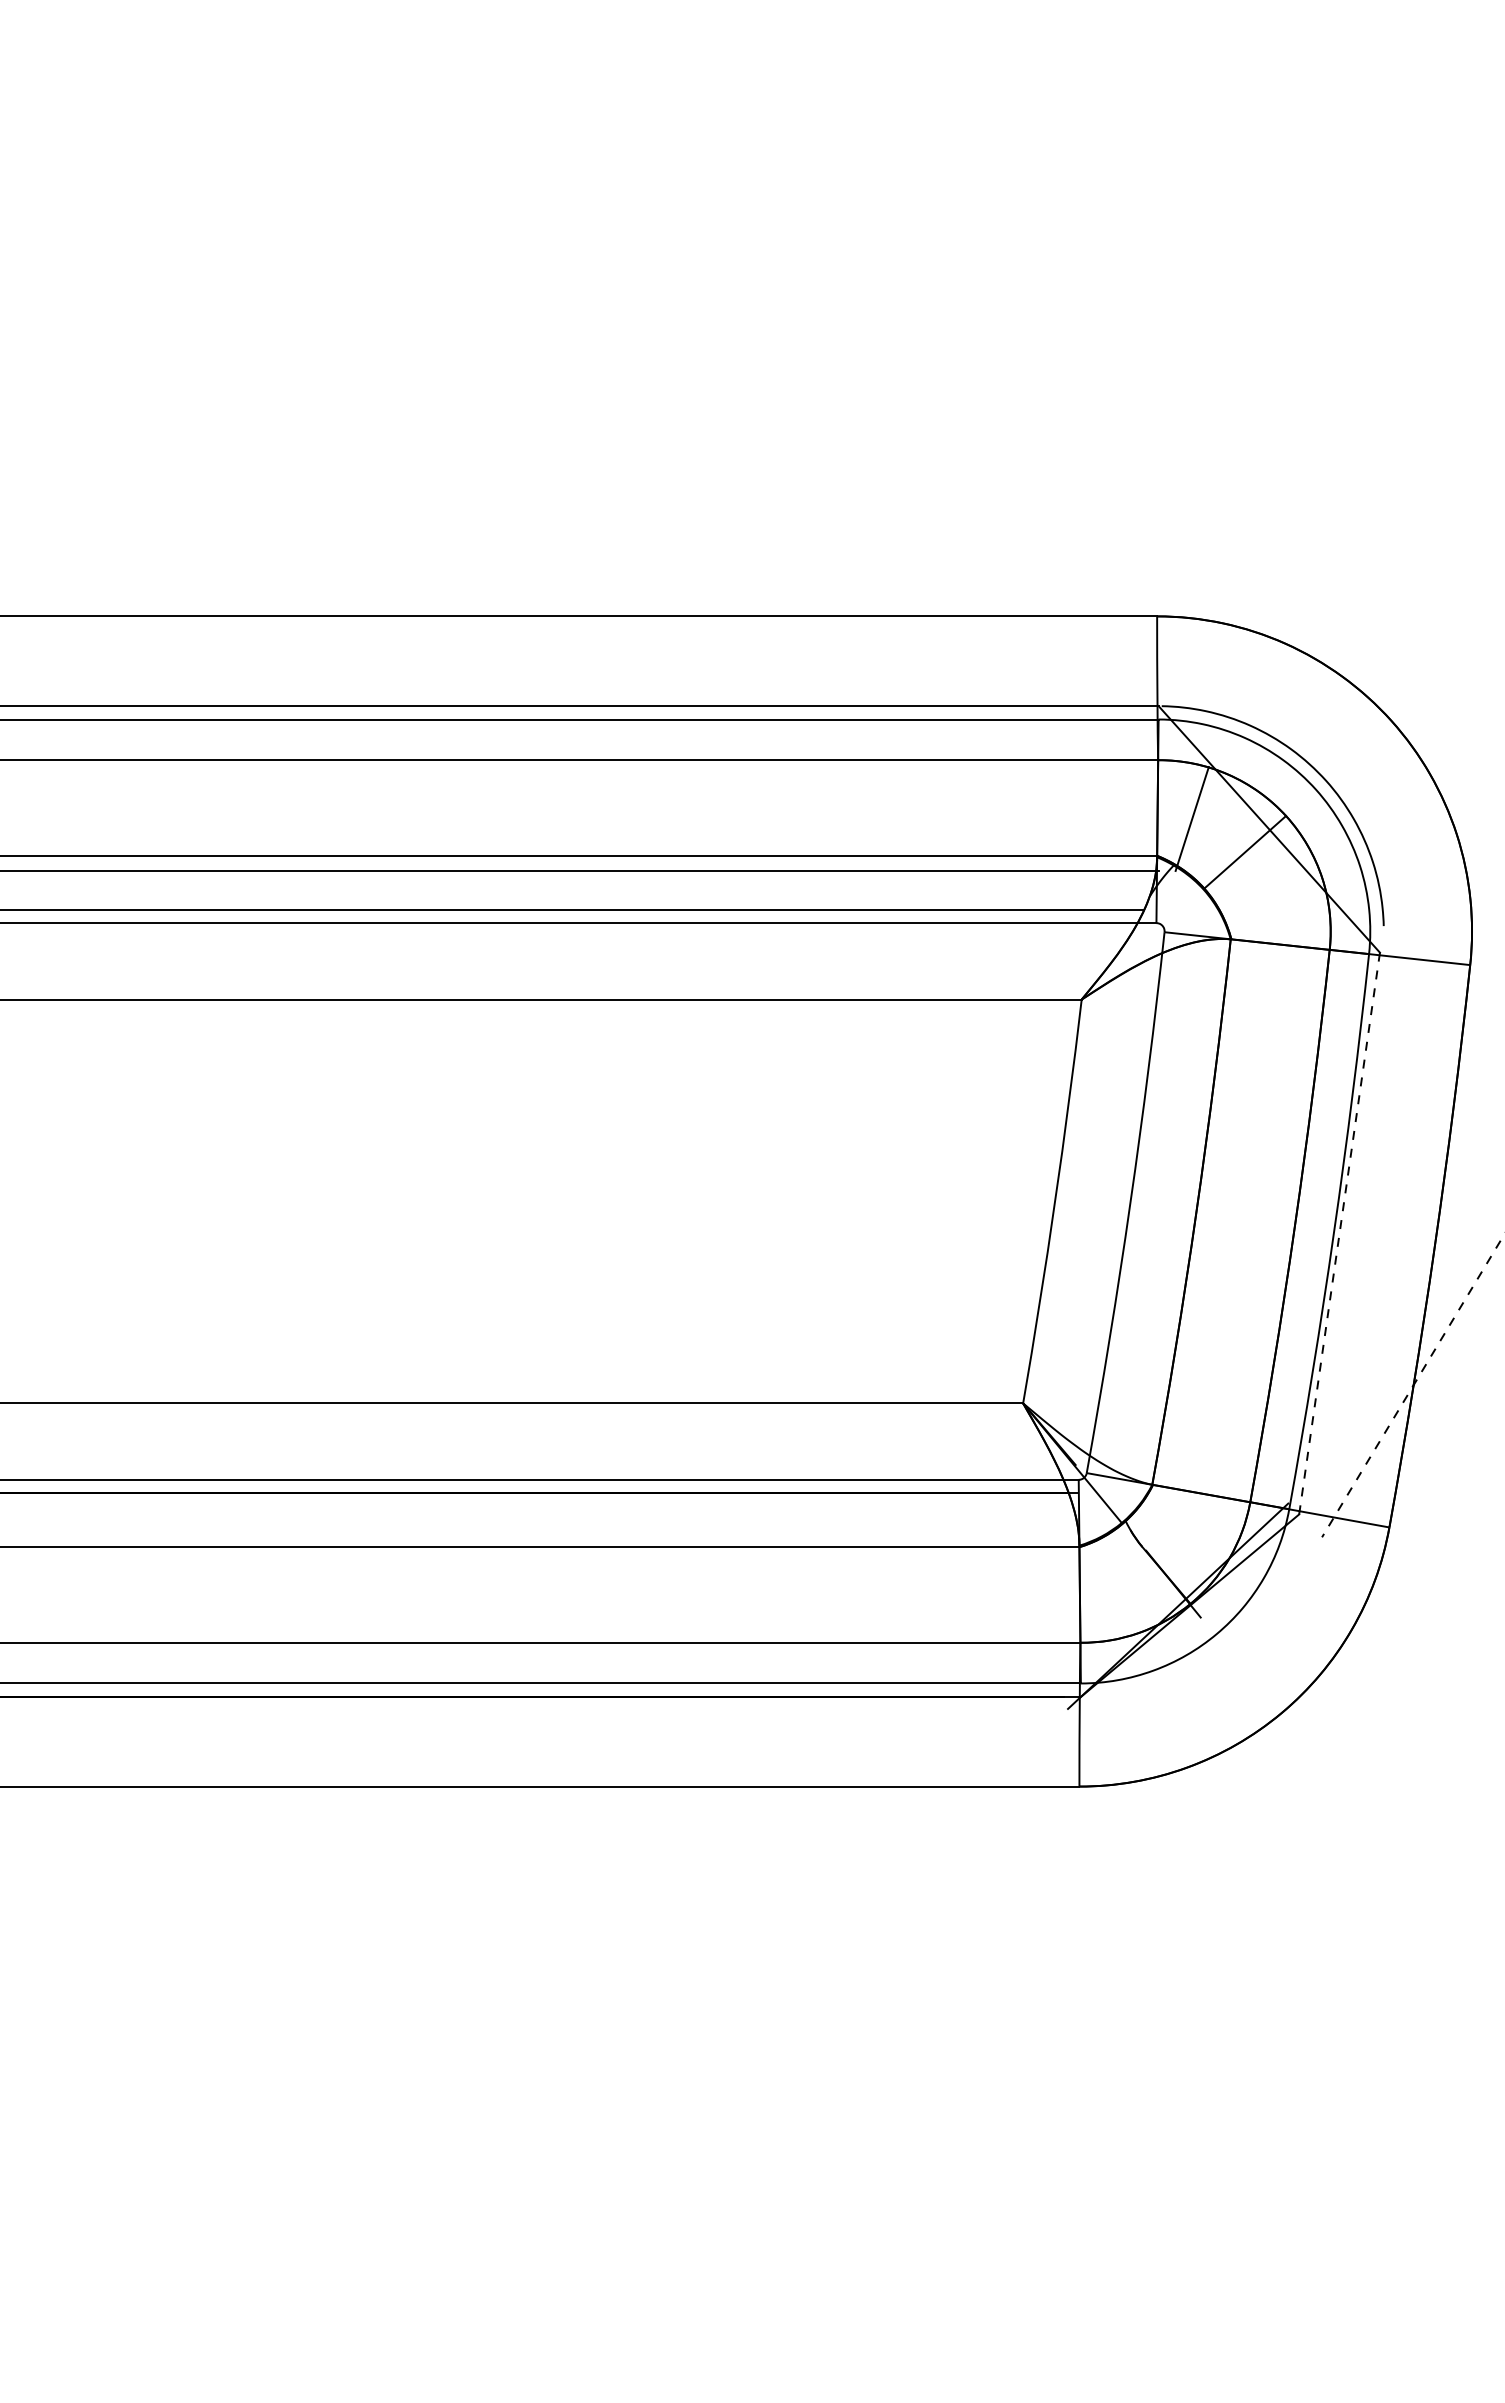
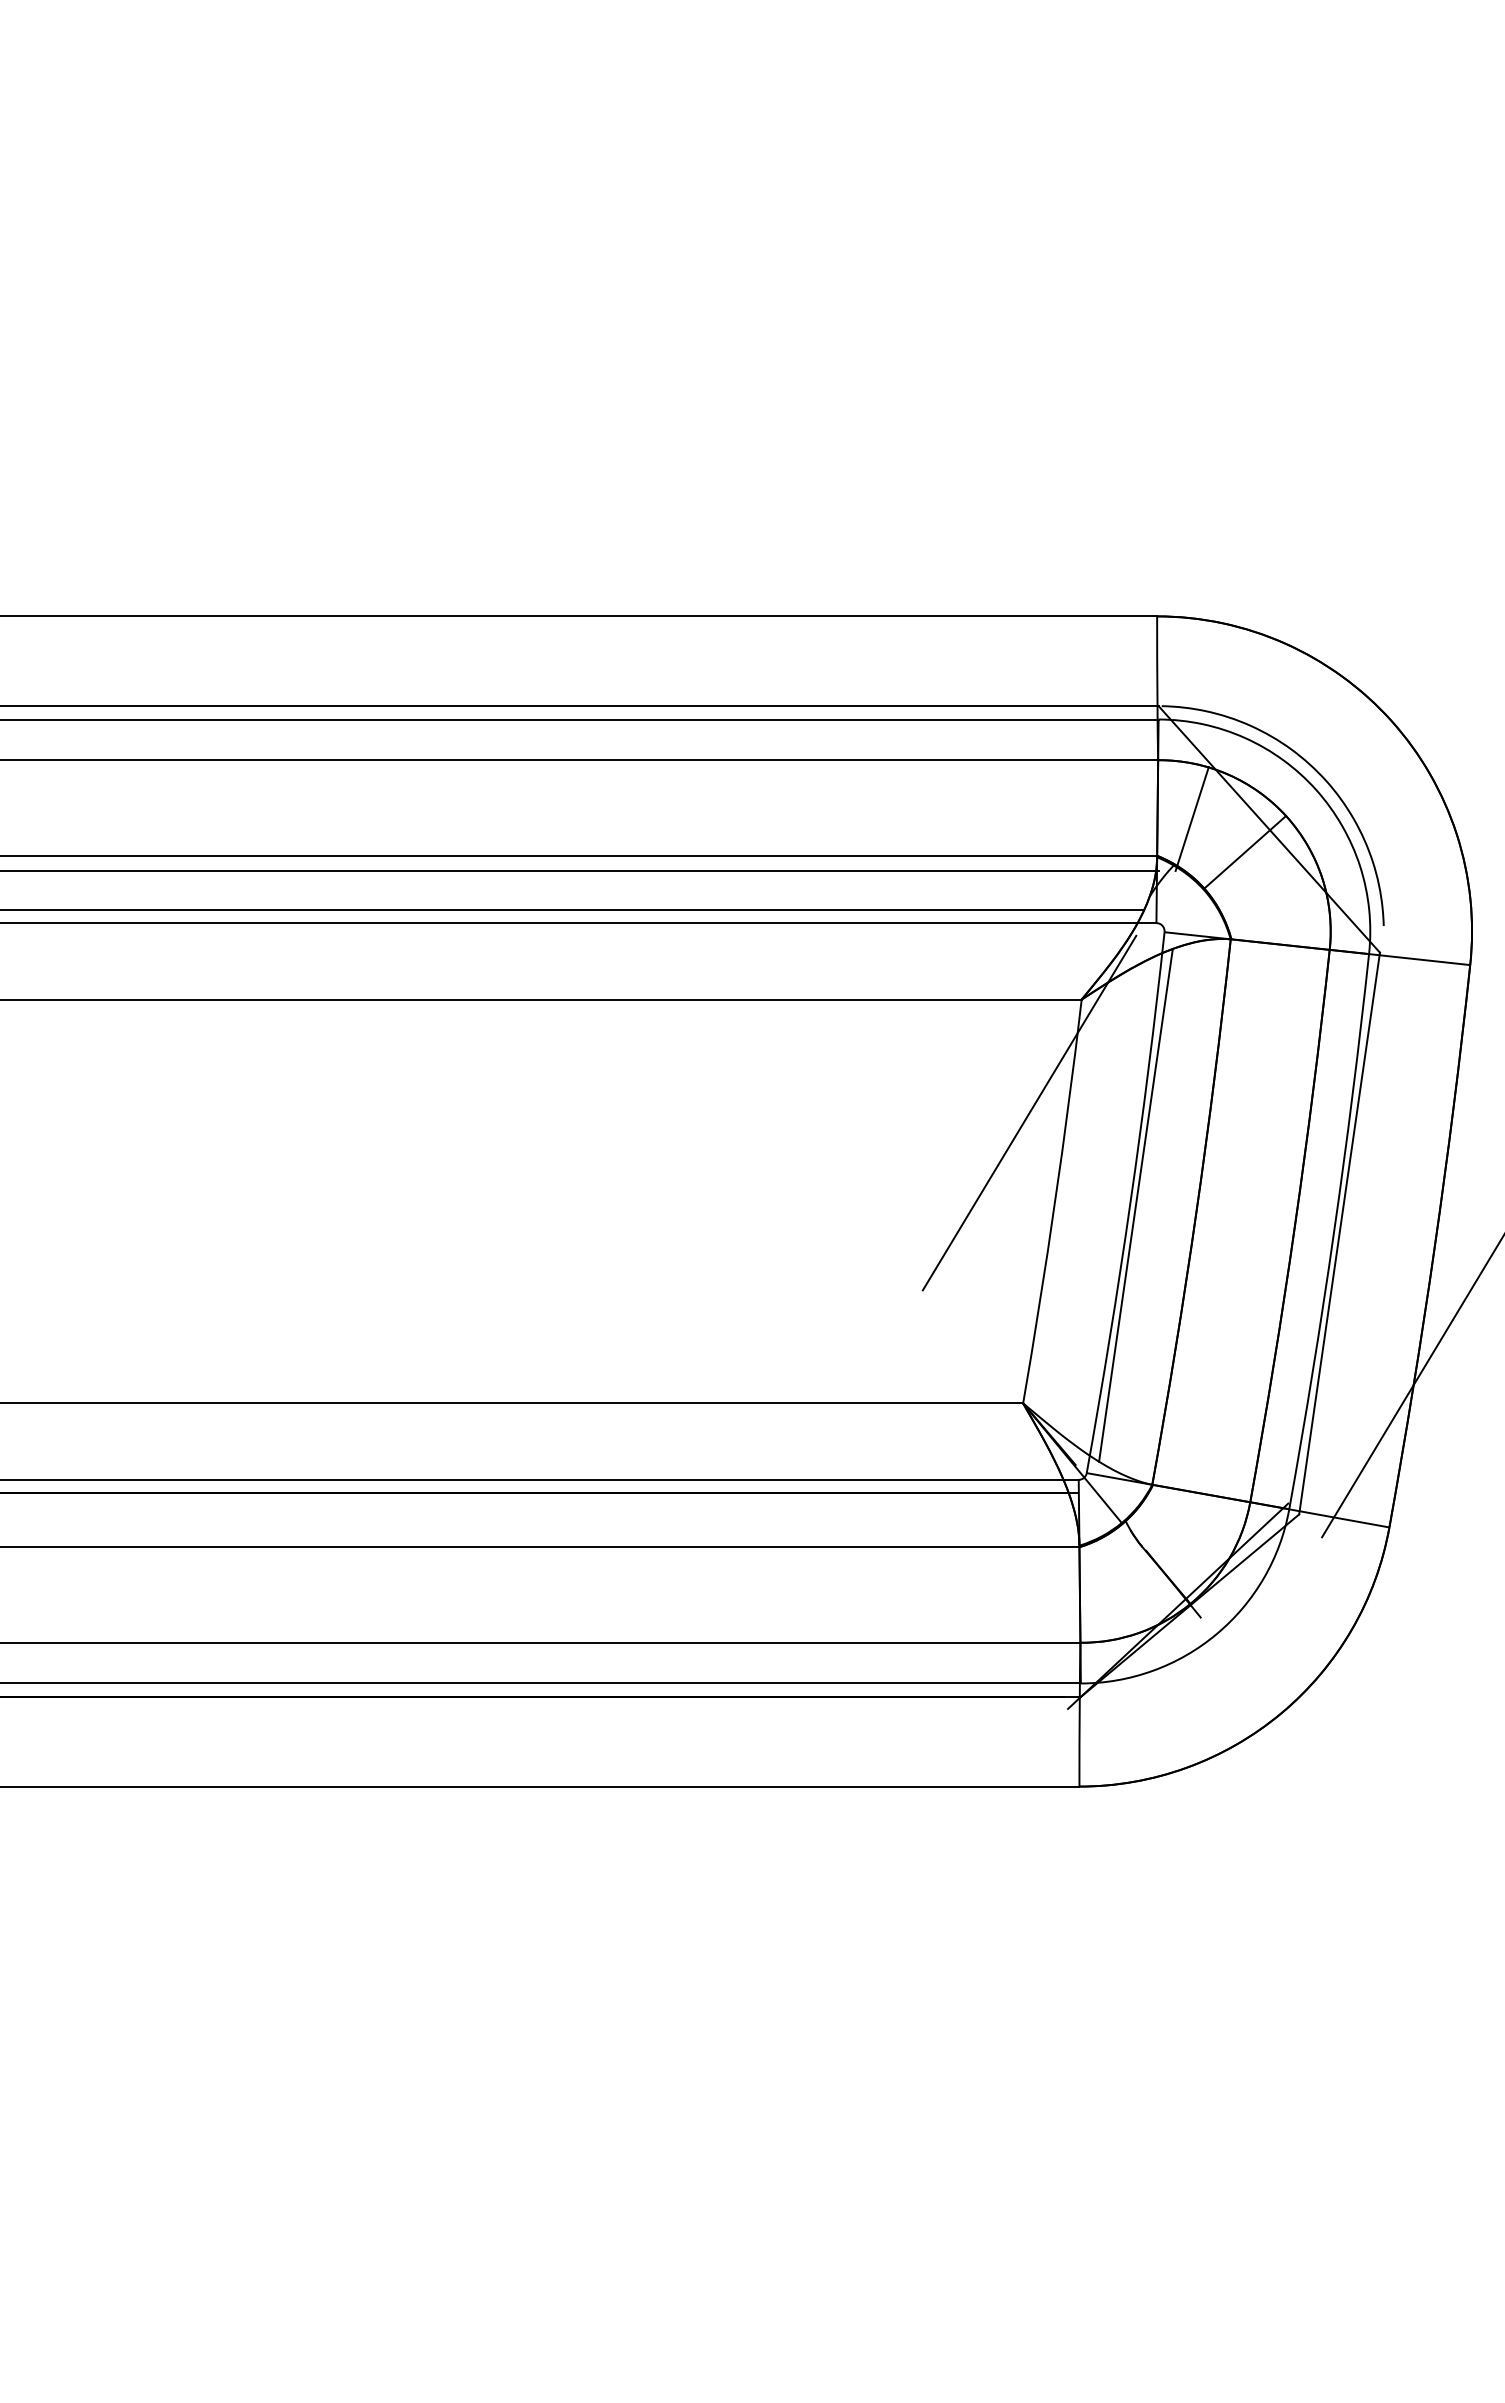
line: none -> present (1029, 1112)
line: none -> present (1135, 1204)
line: dashed -> solid (1339, 1233)
line: dashed -> solid (1413, 1385)
